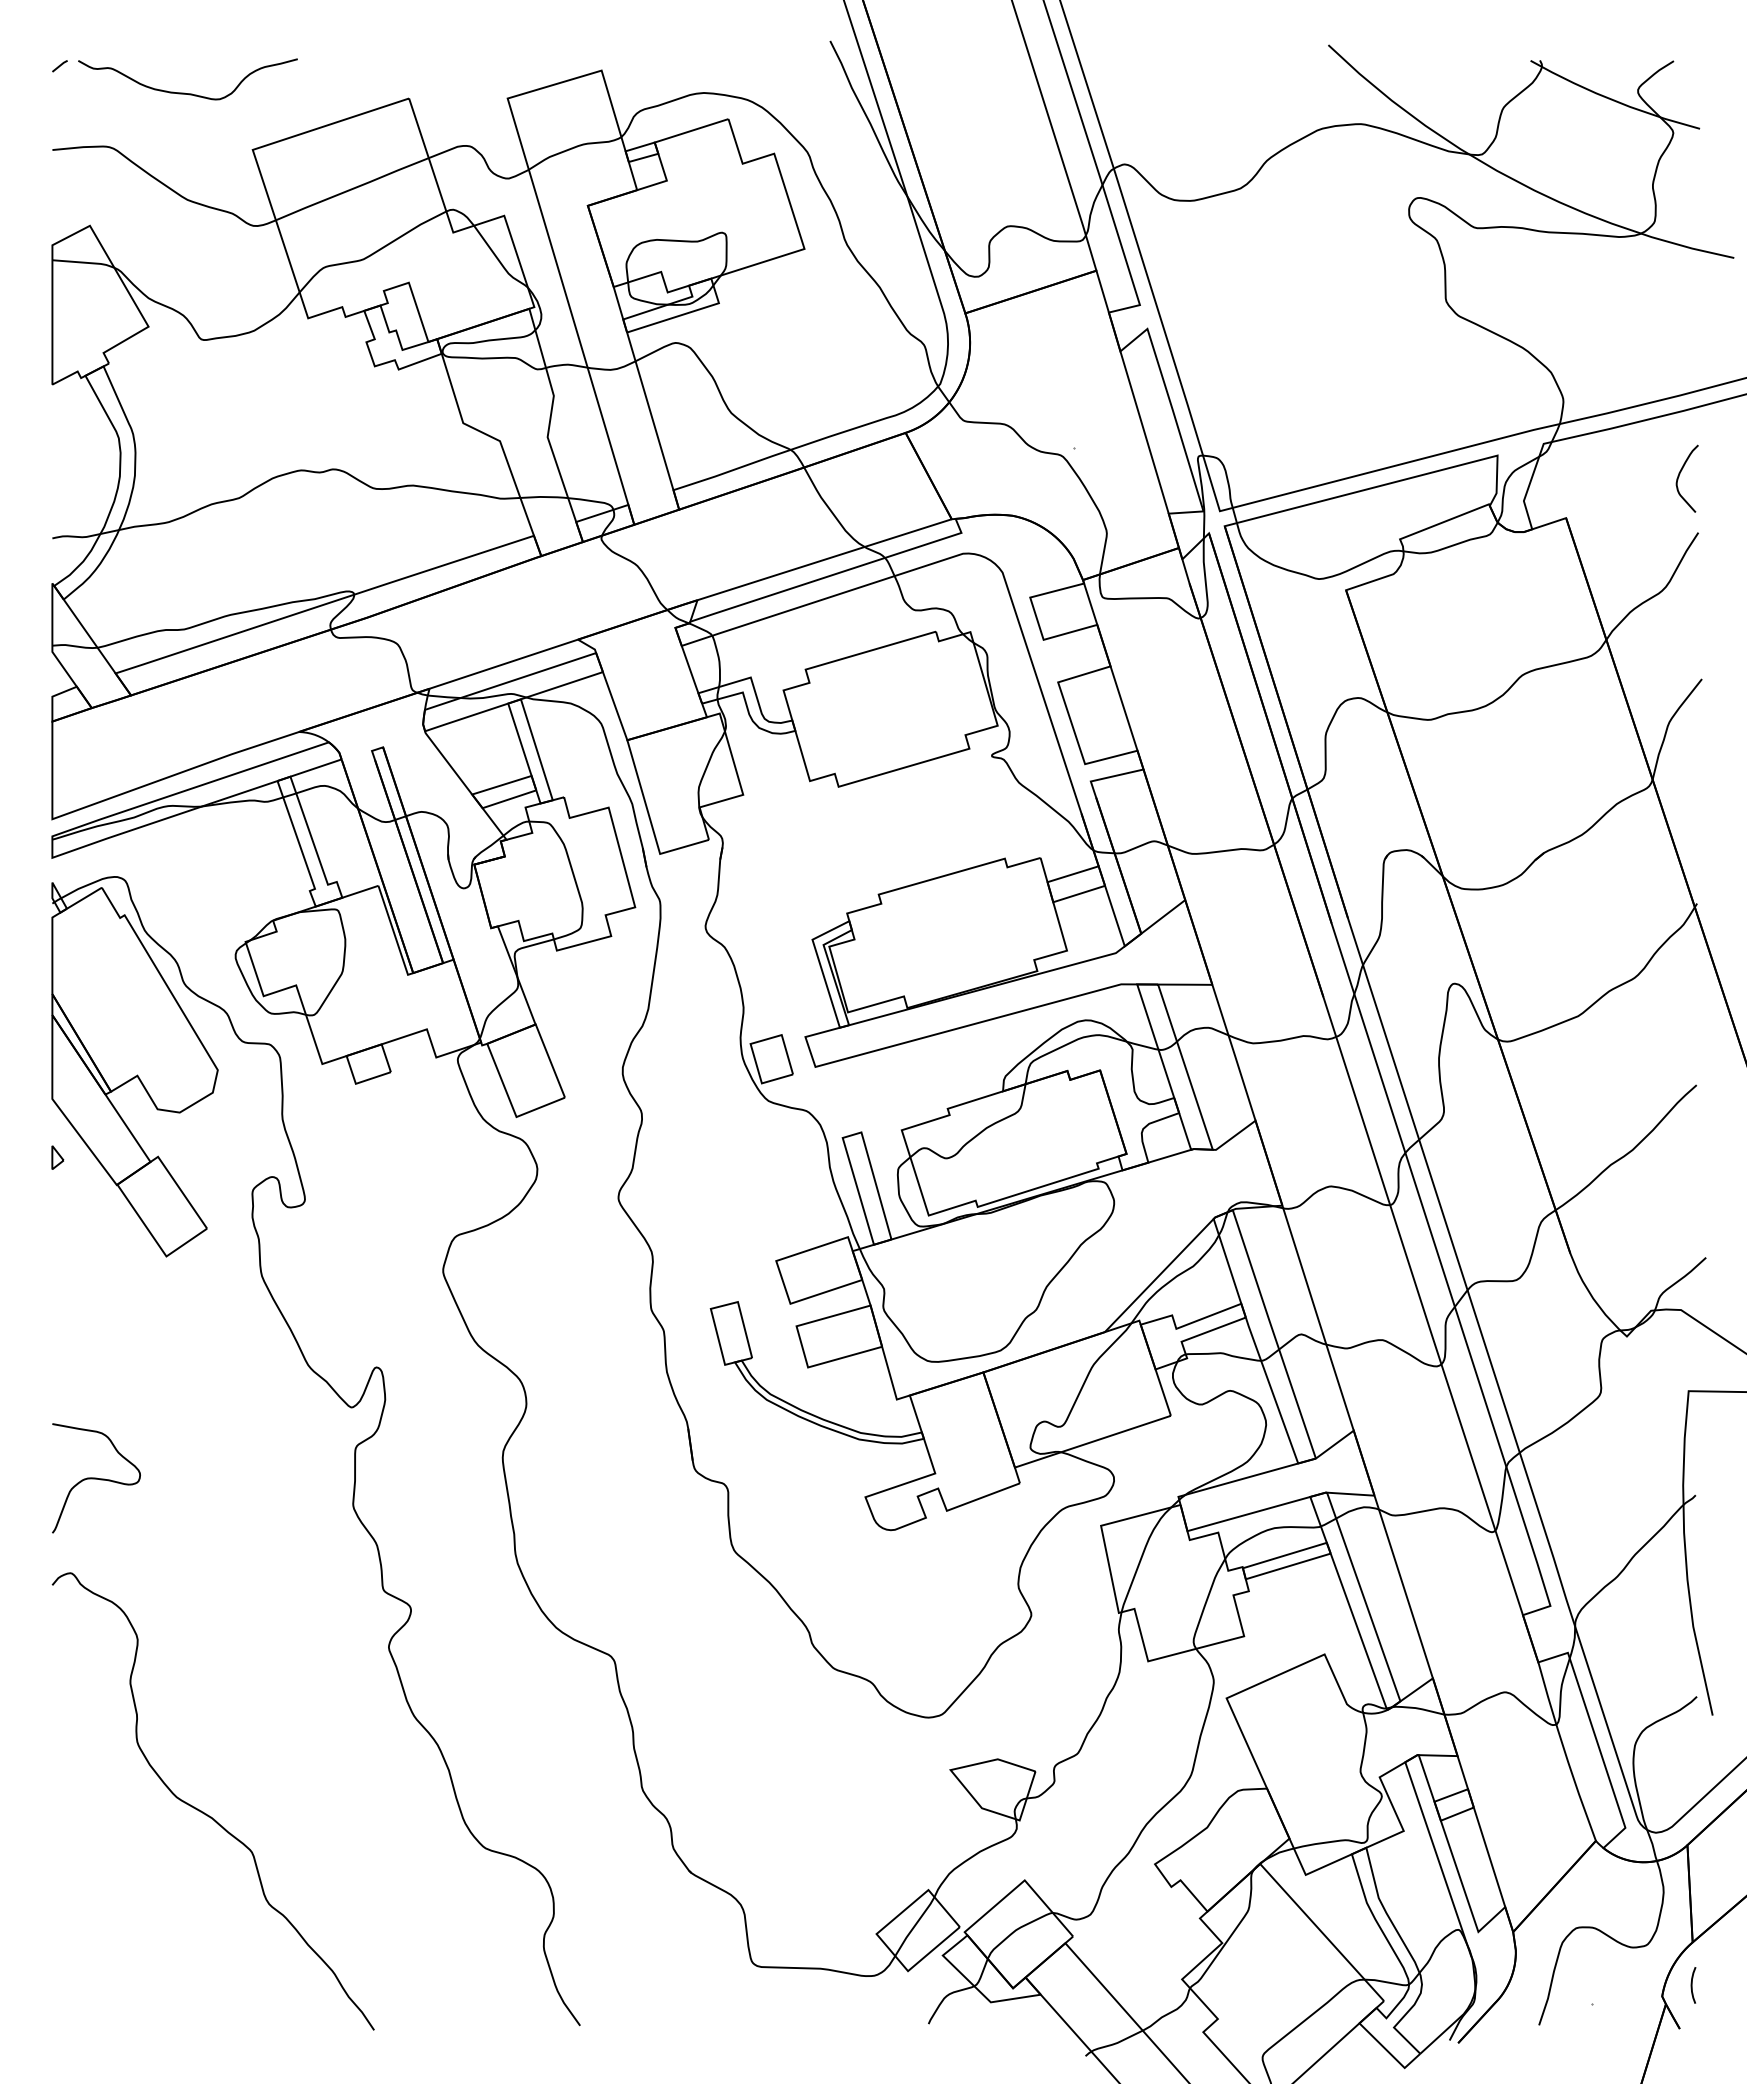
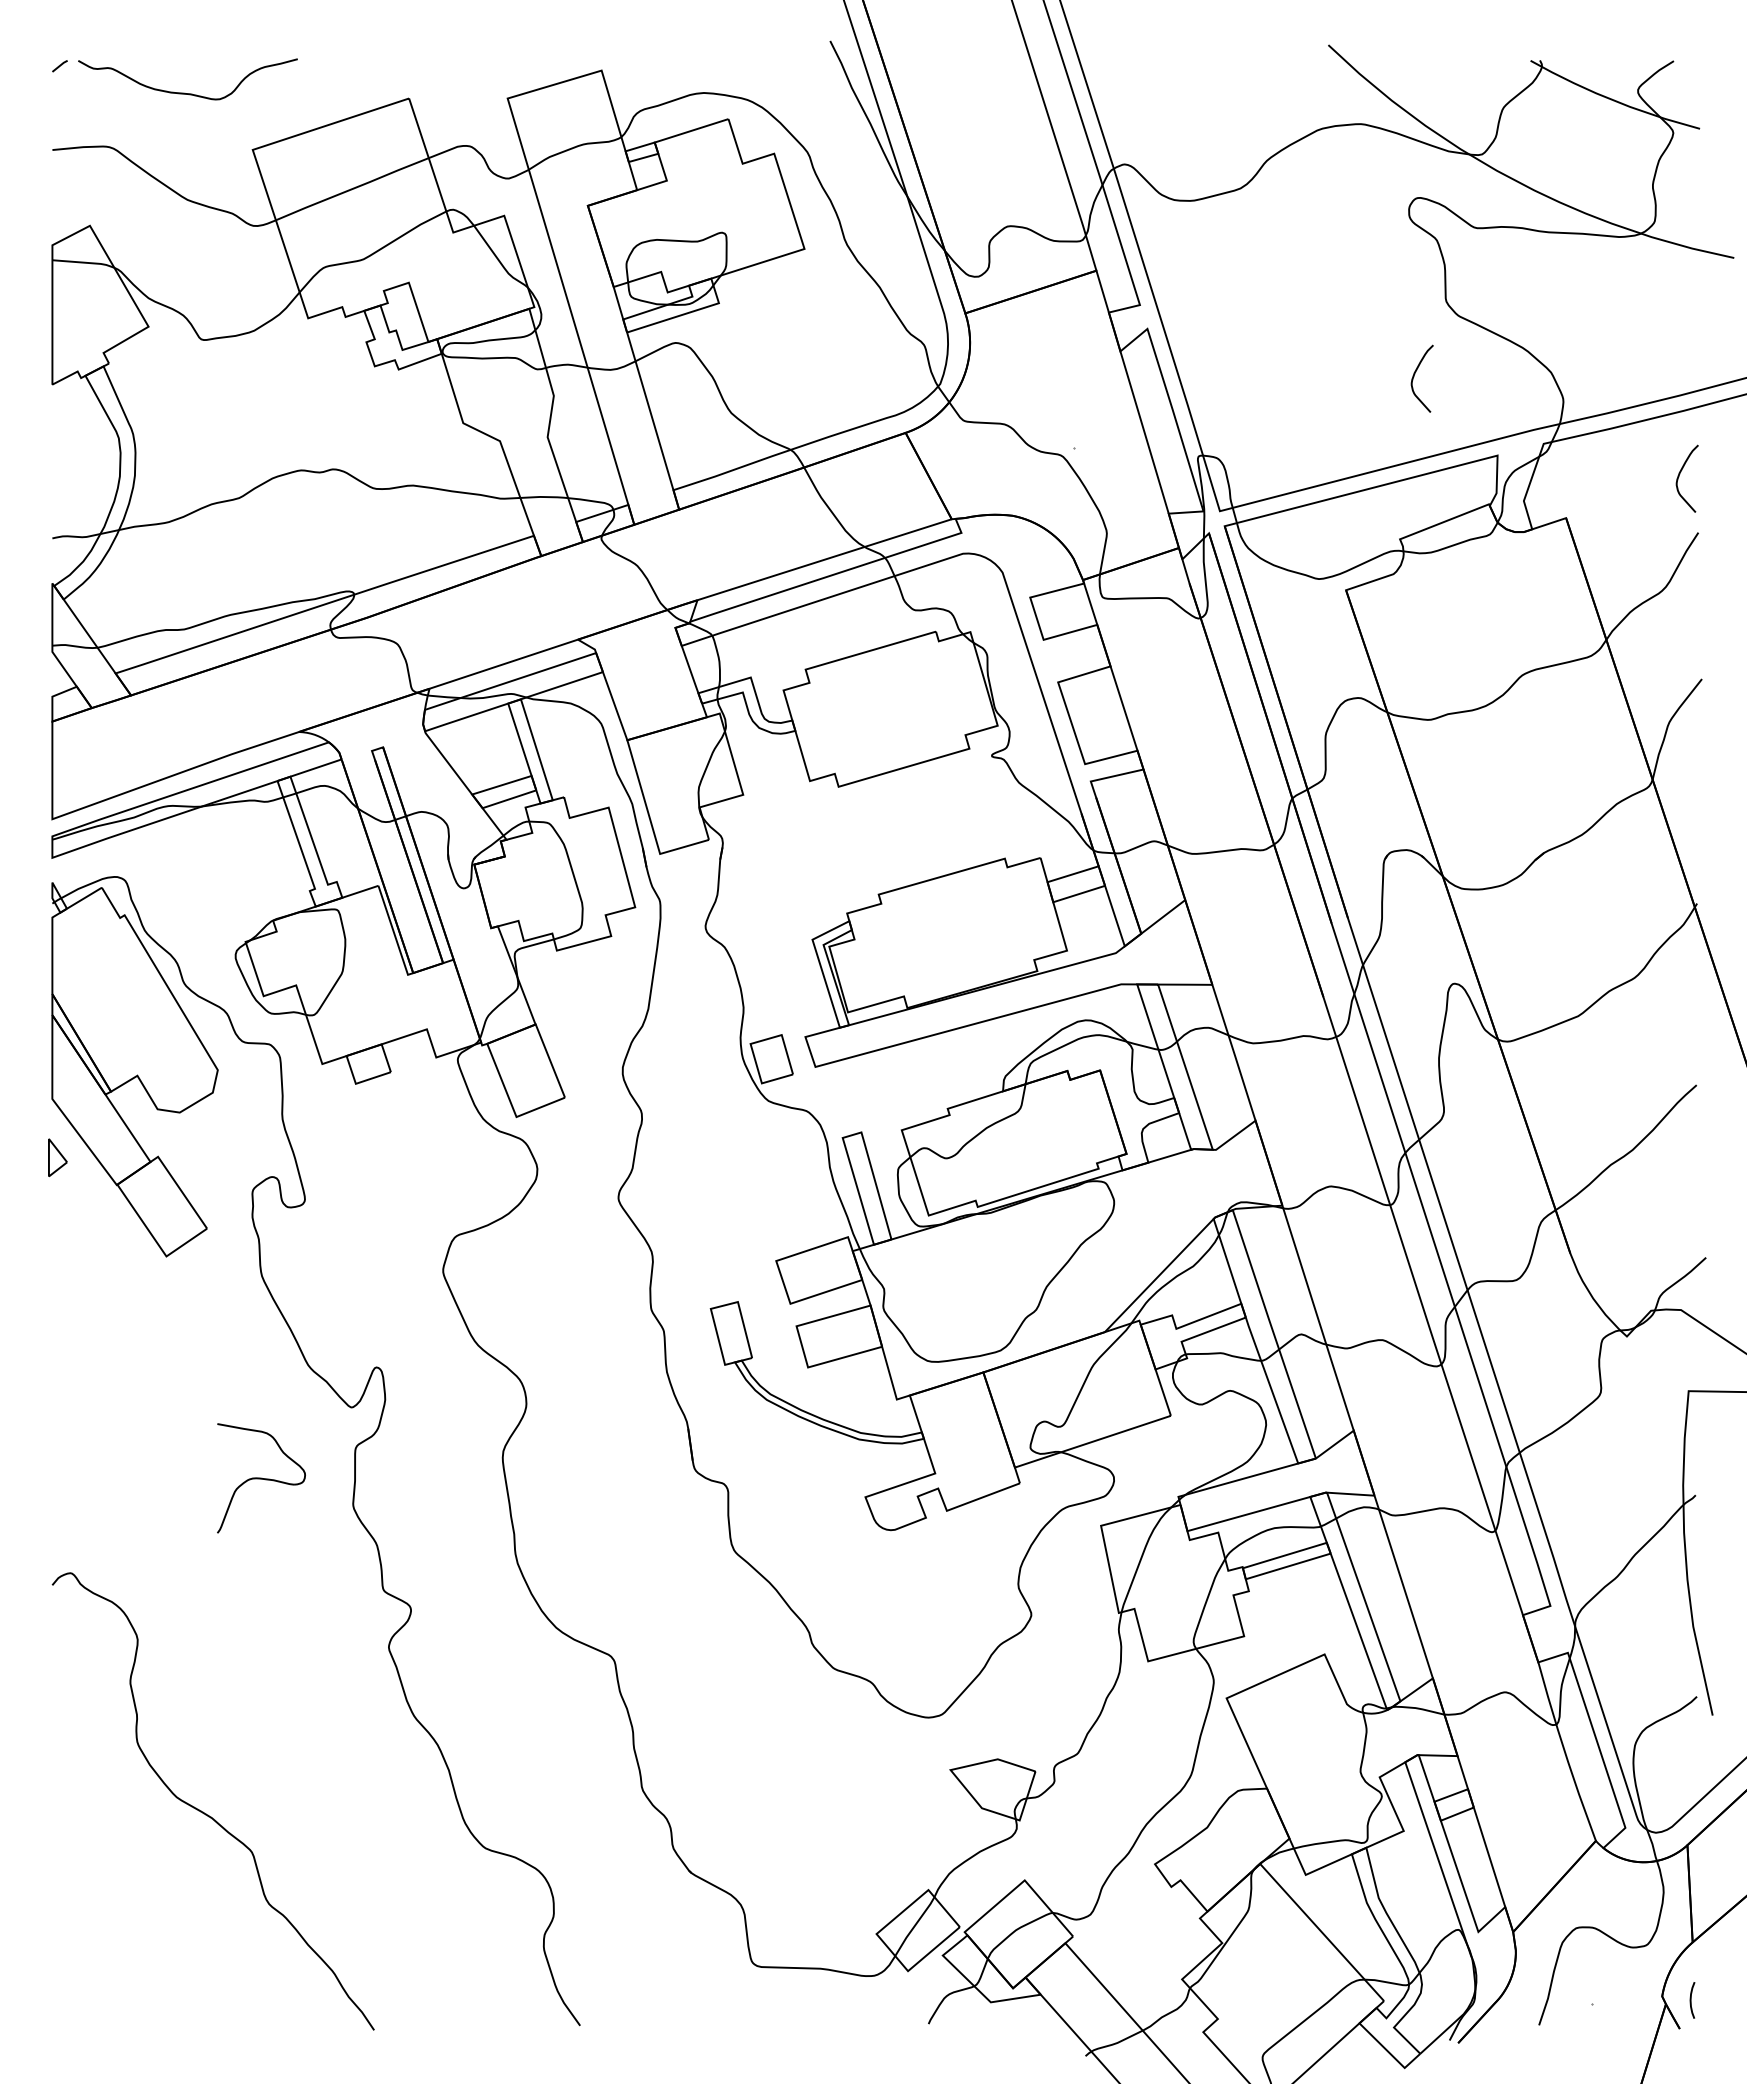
curve: none -> present (1414, 377)
part size: 14x25 px -> 20x39 px (57, 1157)
part position: (96, 1478) -> (261, 1478) (261, 1478)
curve position: (1692, 1985) -> (1691, 2000) (1691, 2000)
